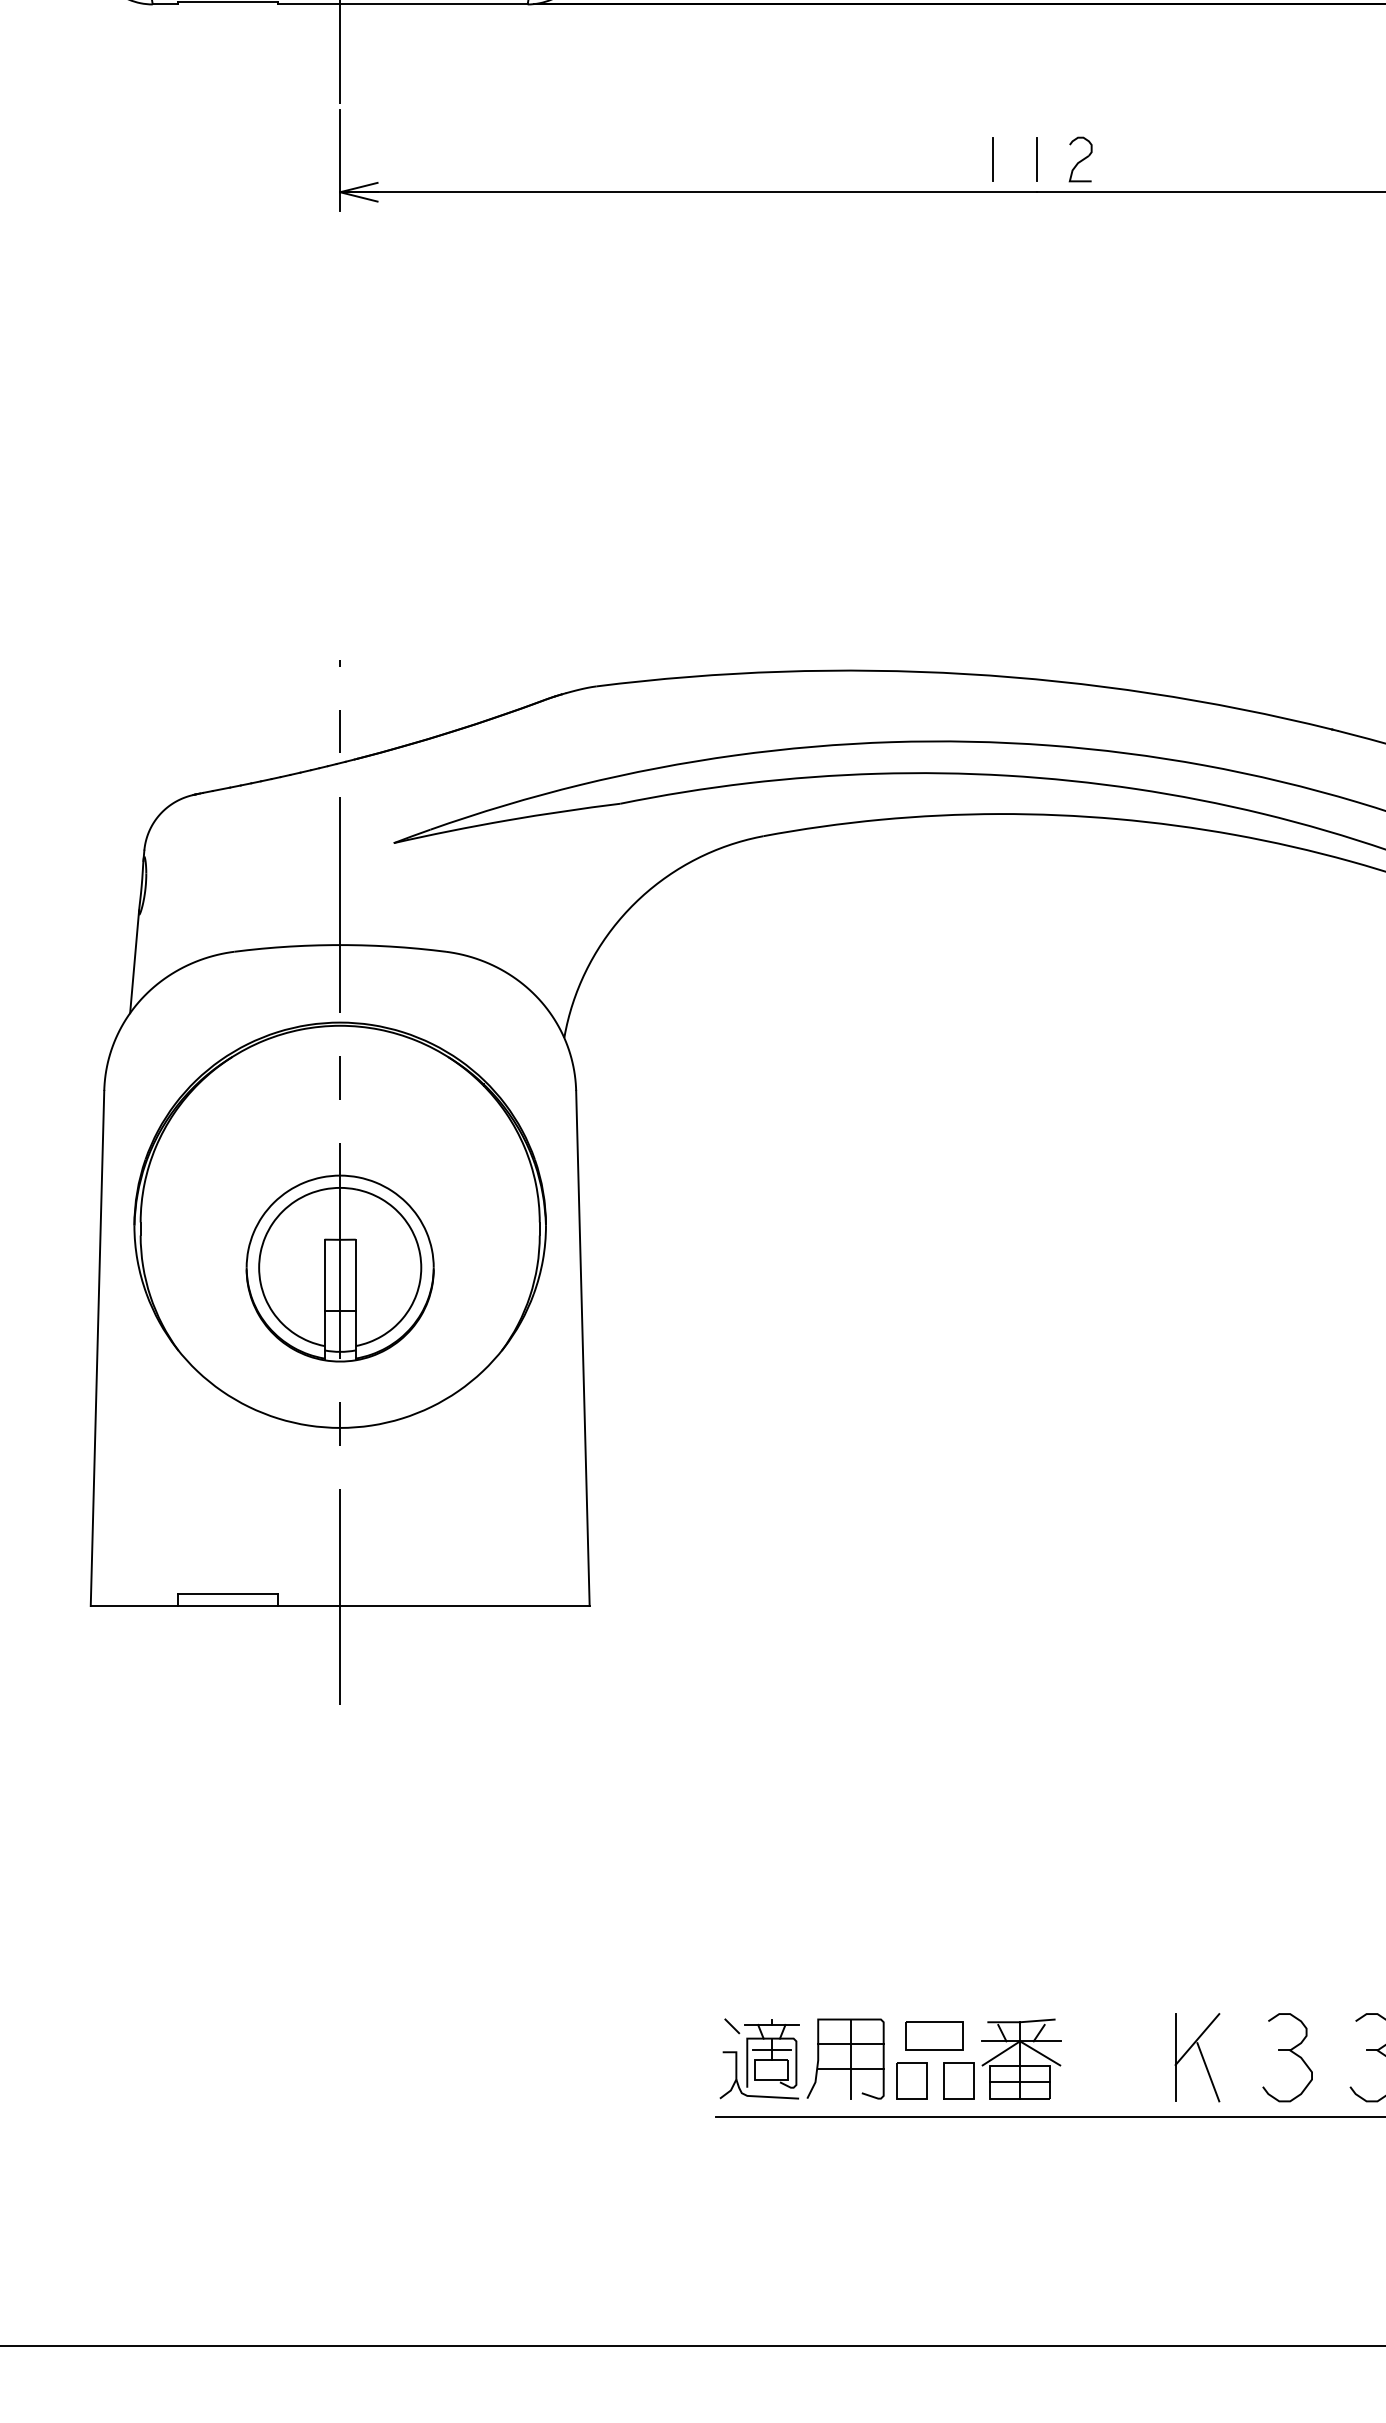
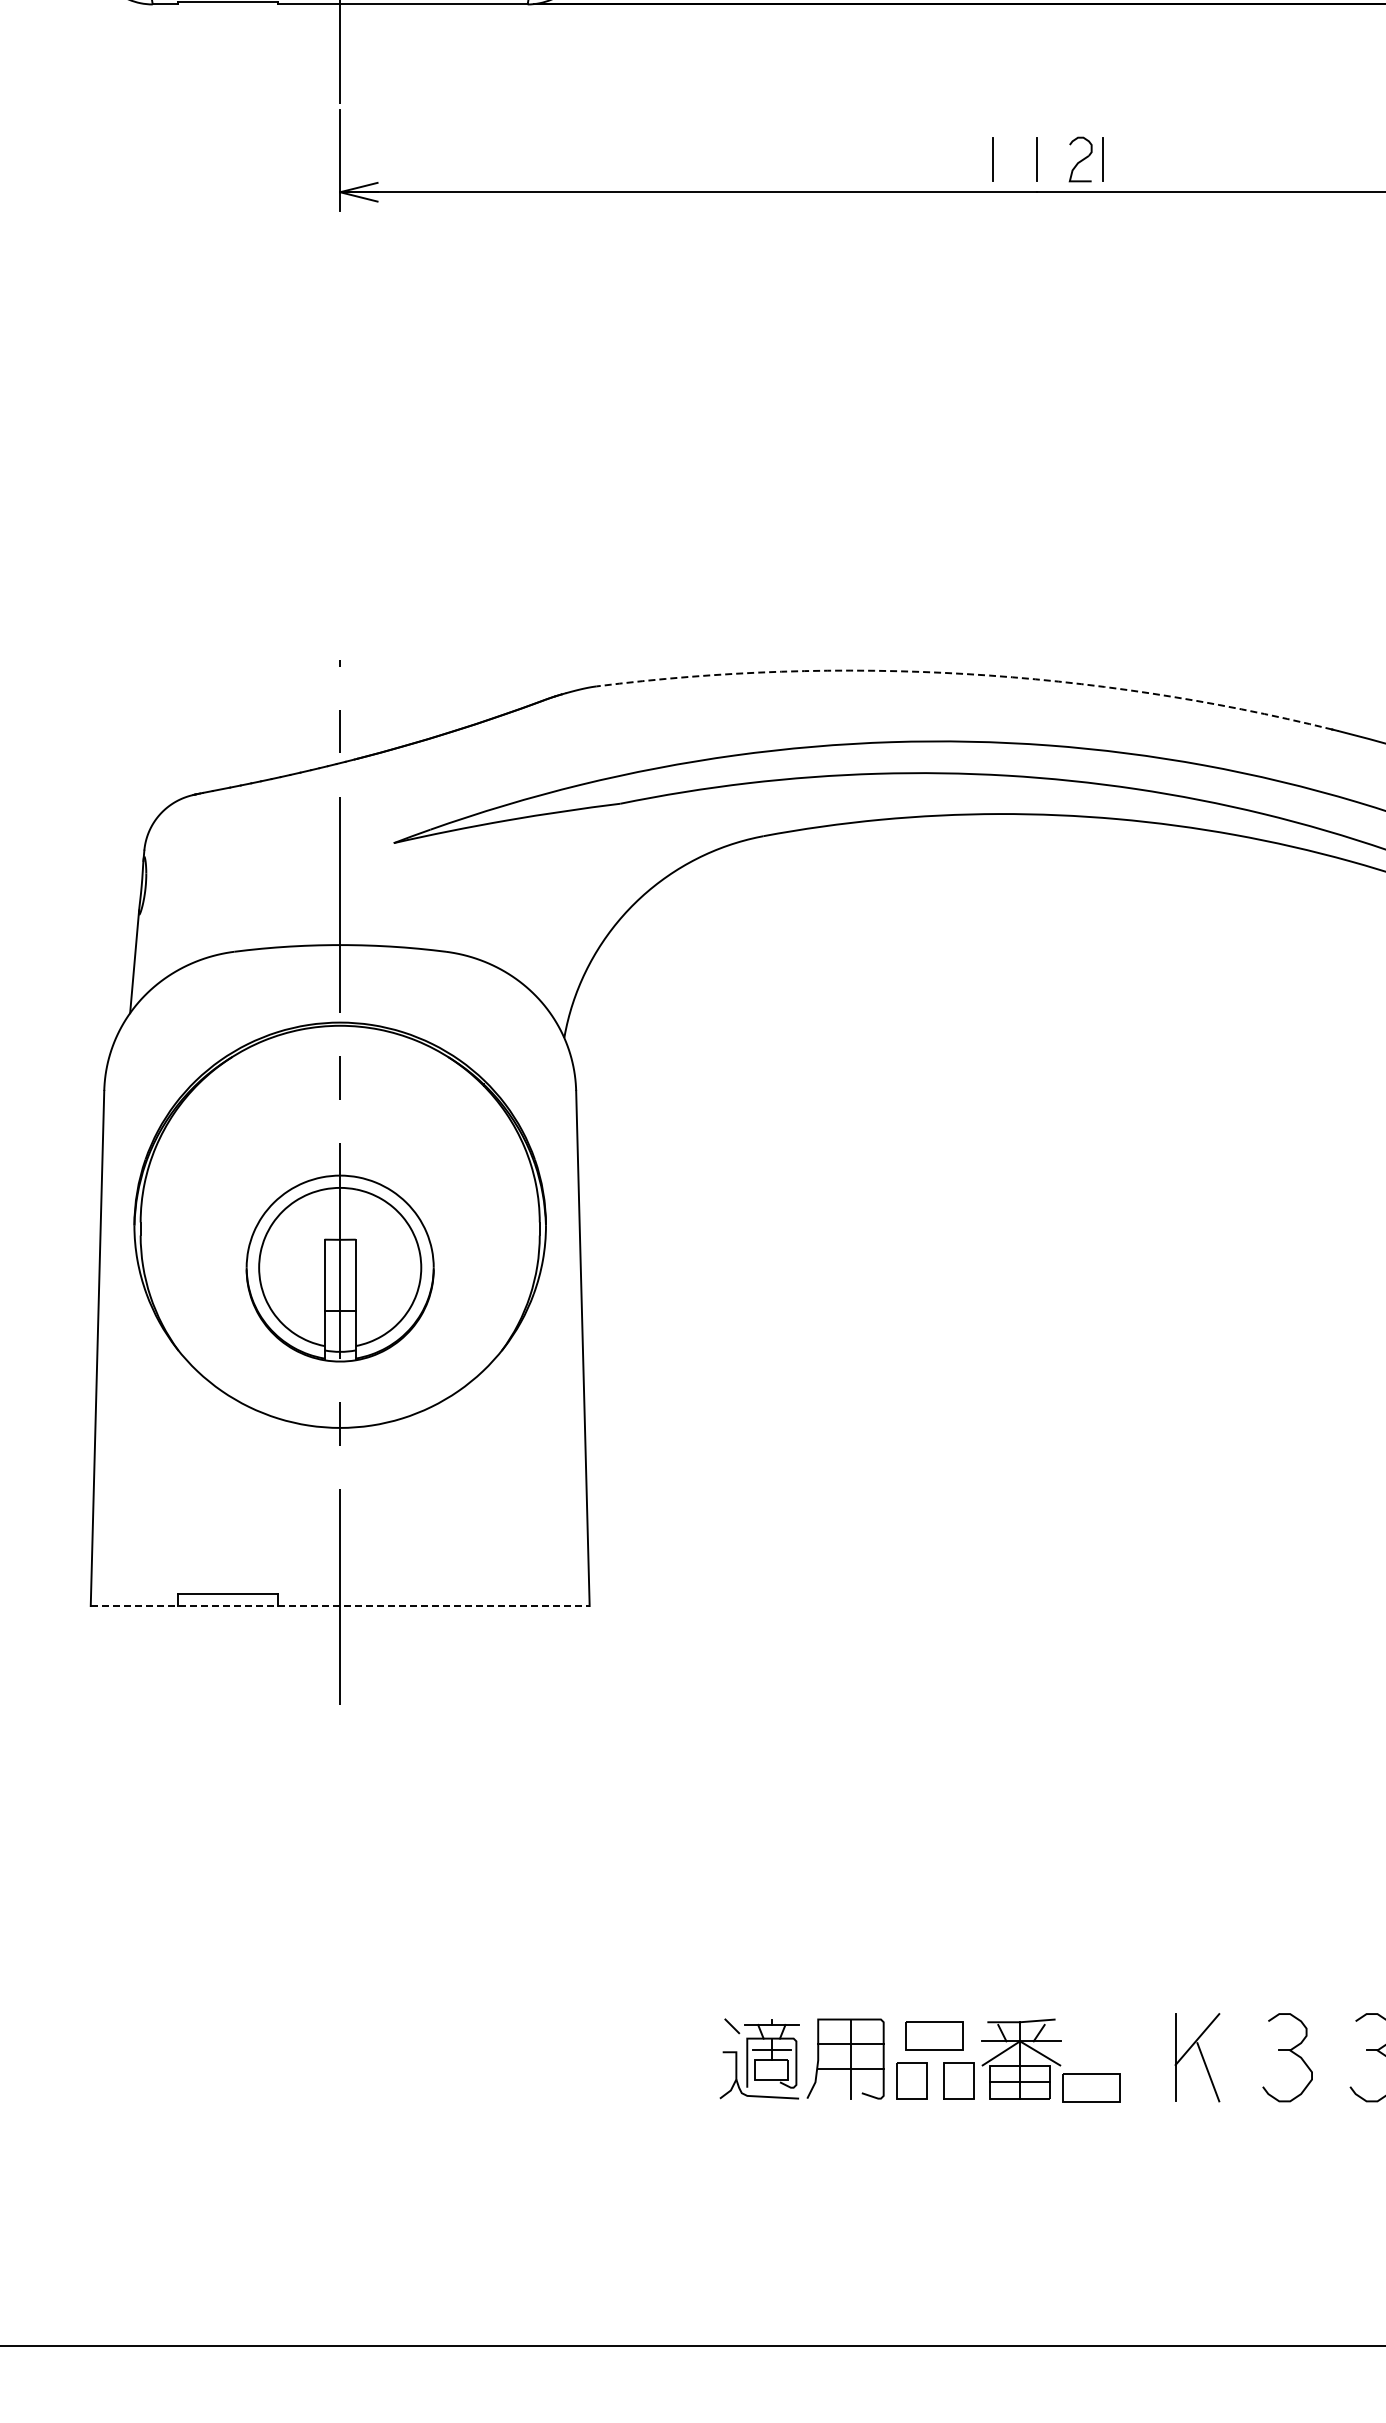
line: none -> present (1102, 159)
arc: solid -> dashed (966, 674)
line: solid -> dashed (340, 1606)
part: none -> present (1091, 2087)
line: present -> none (1048, 2116)
